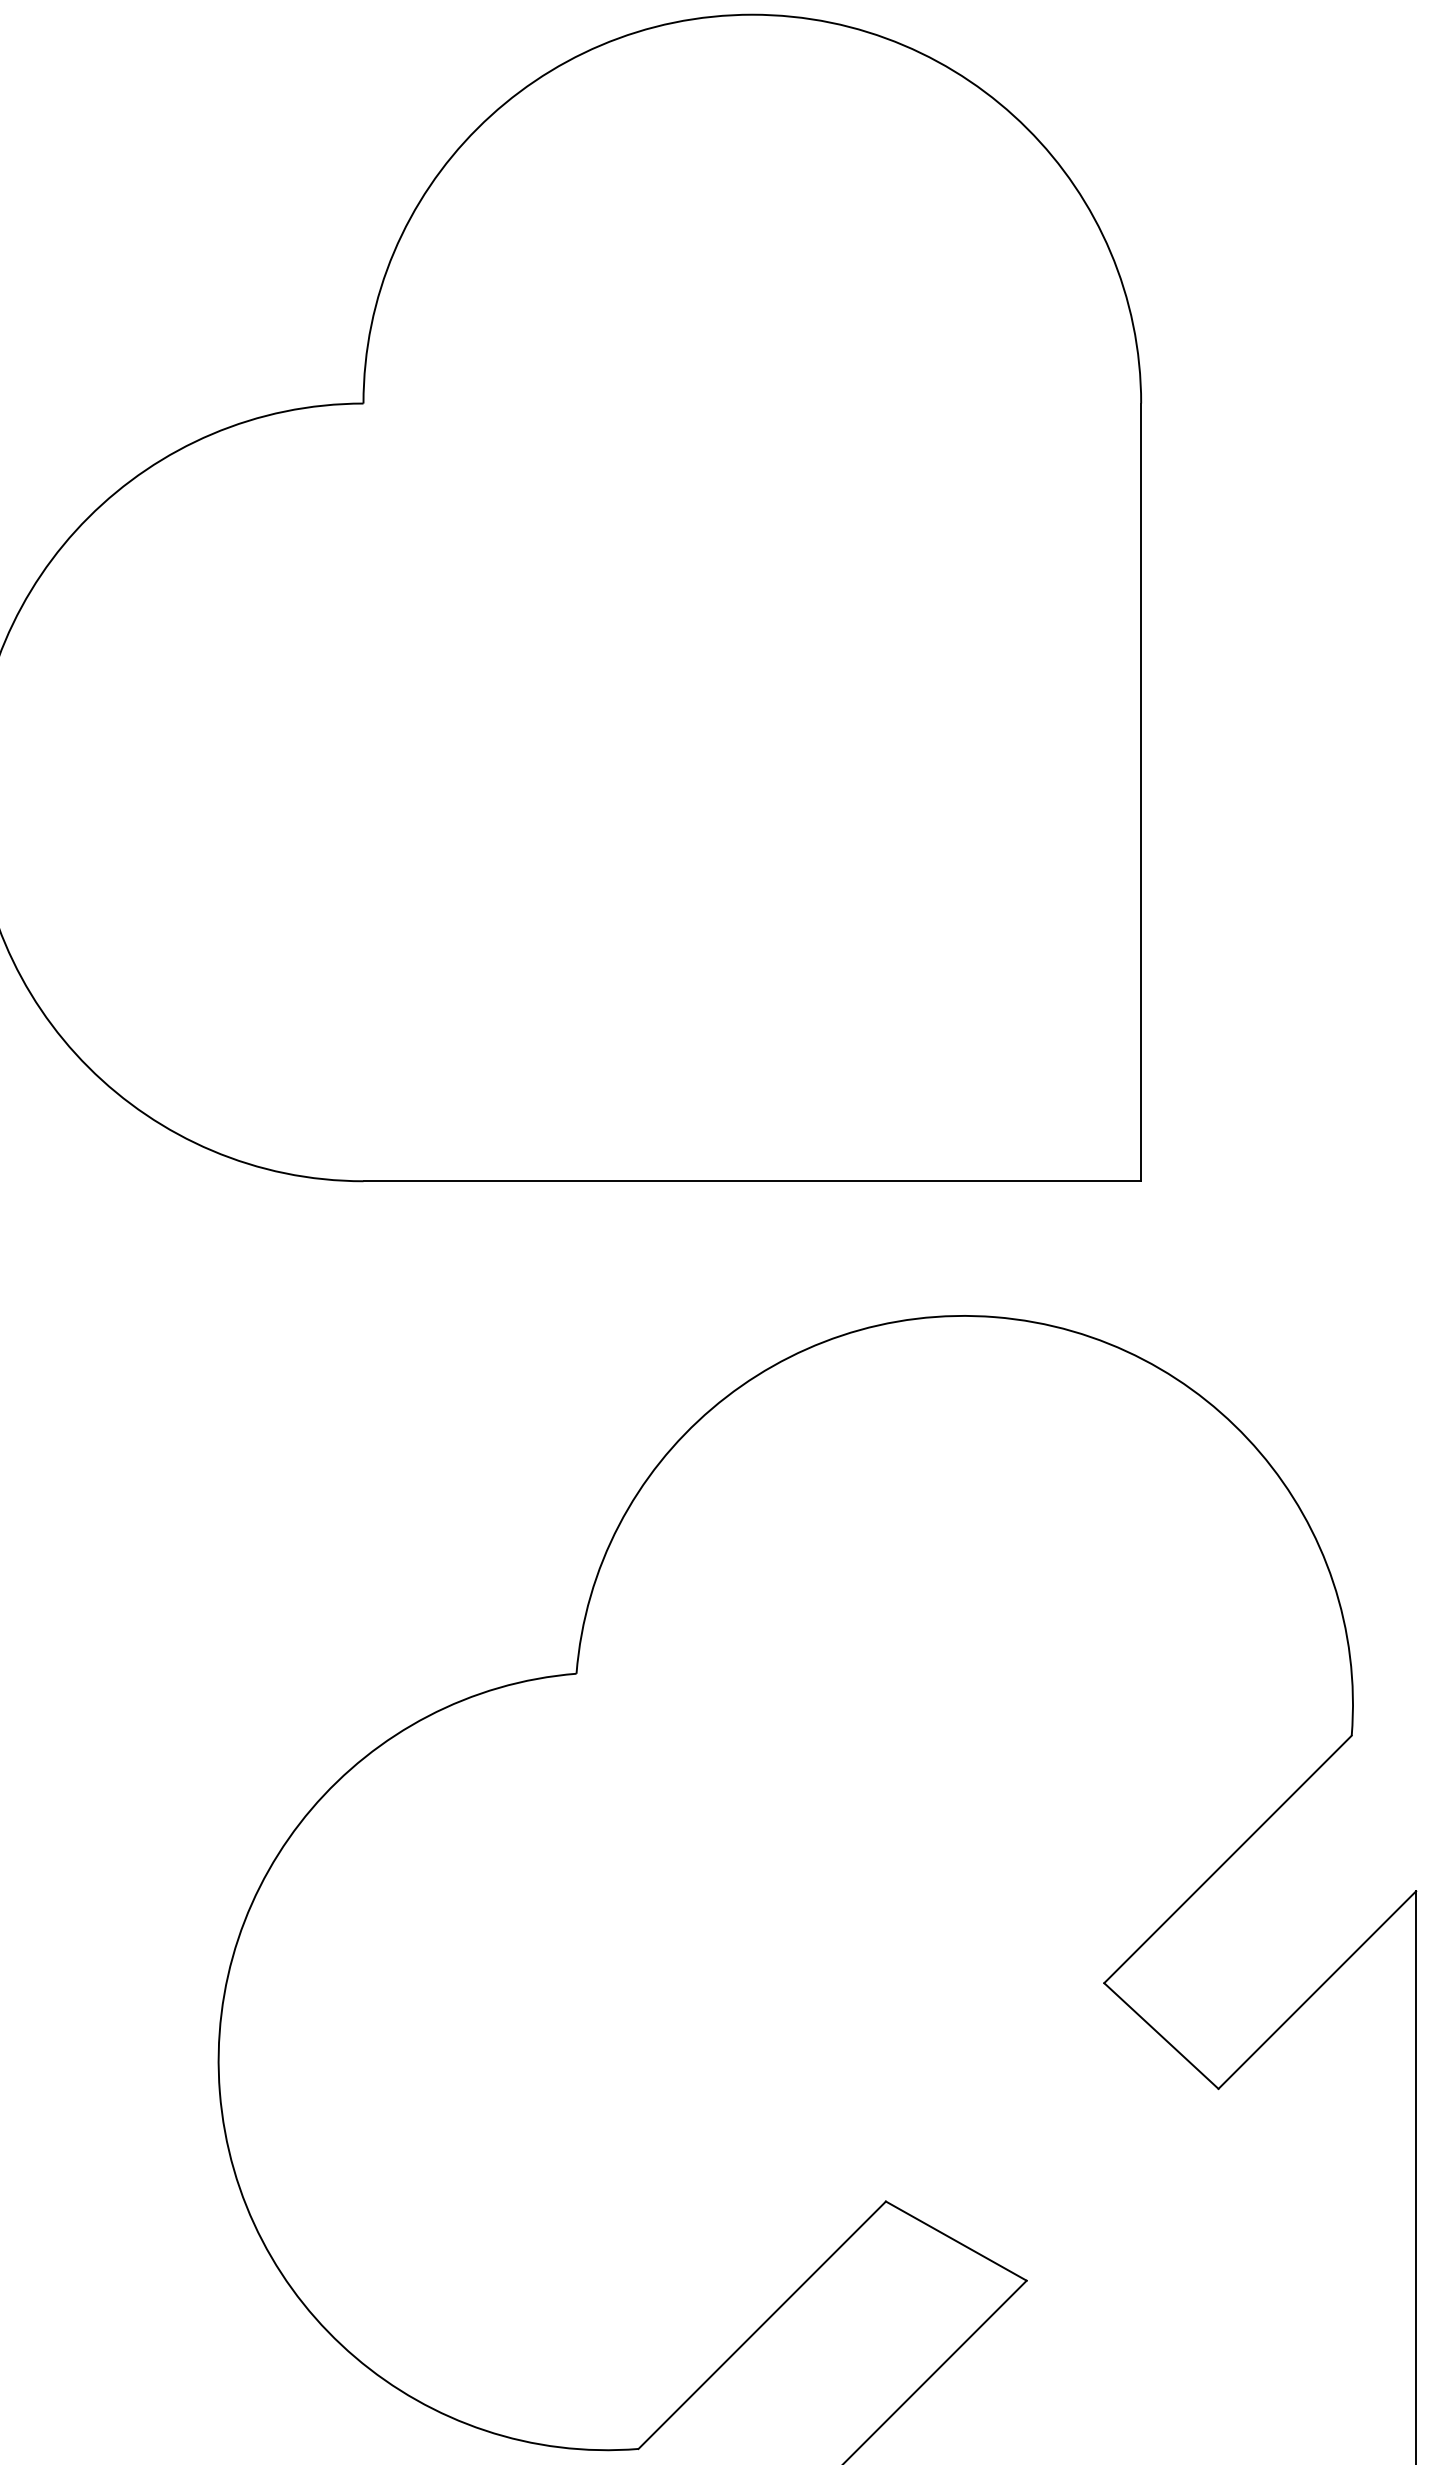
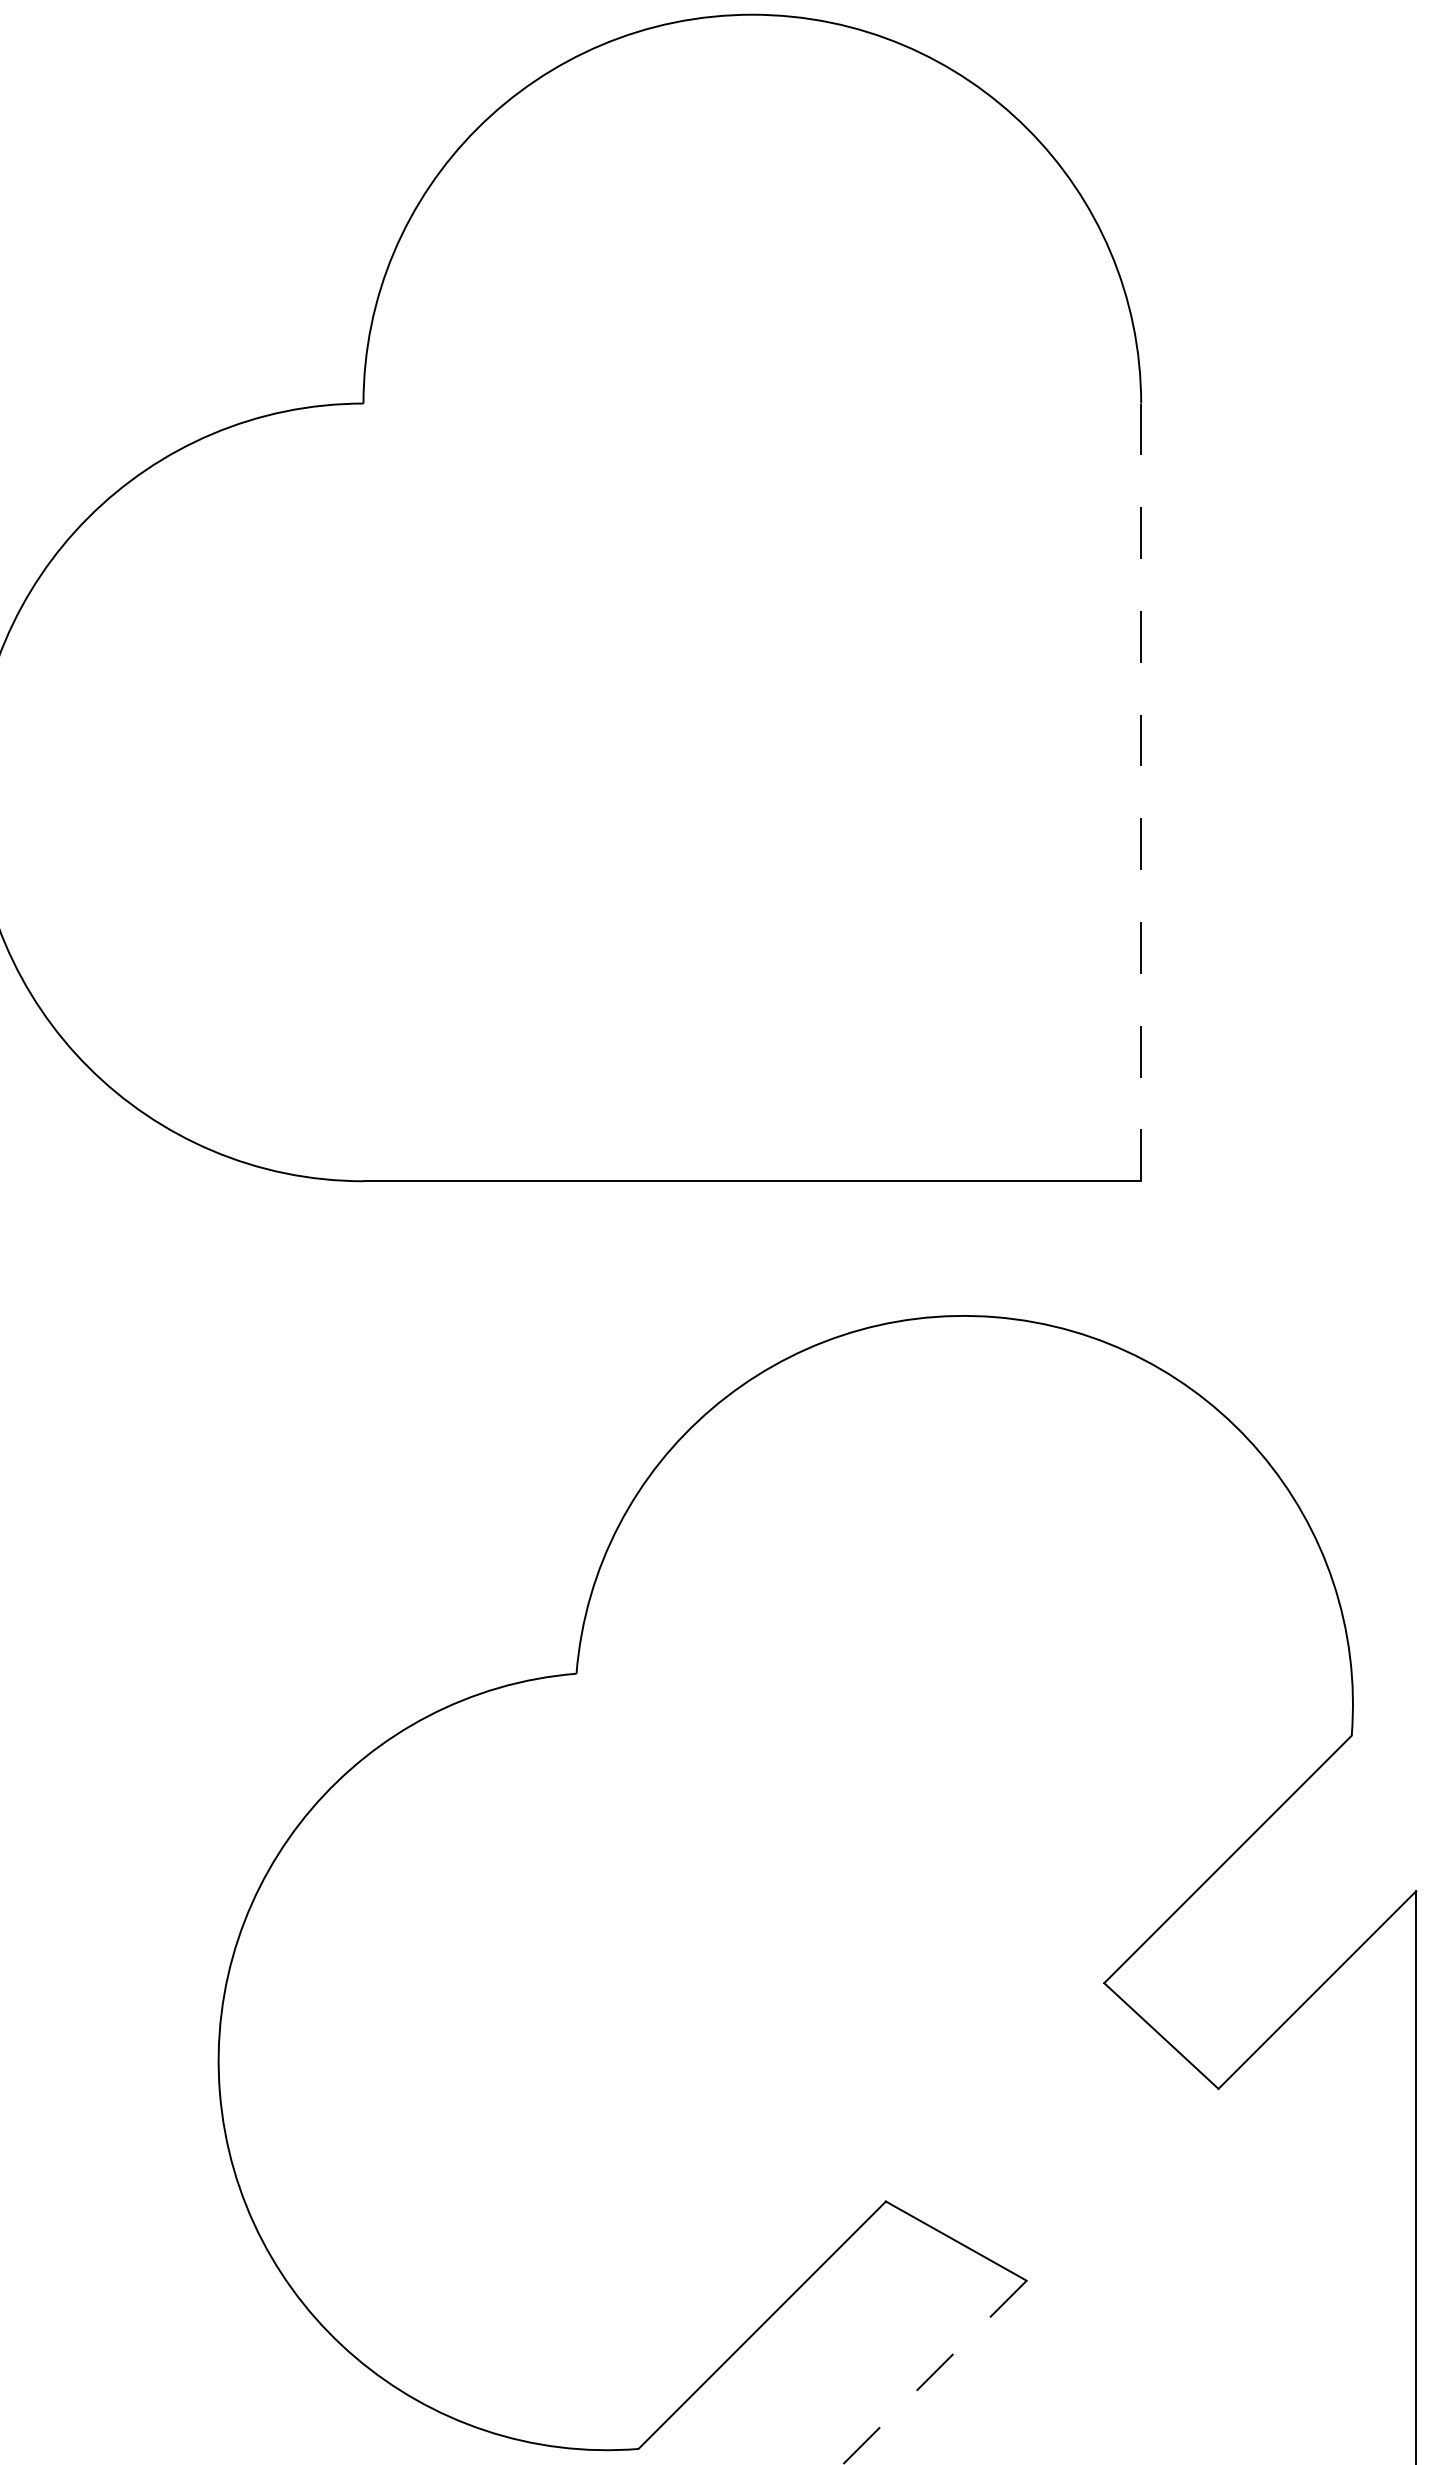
line: solid -> dashed (1141, 792)
line: solid -> dashed (934, 2373)
